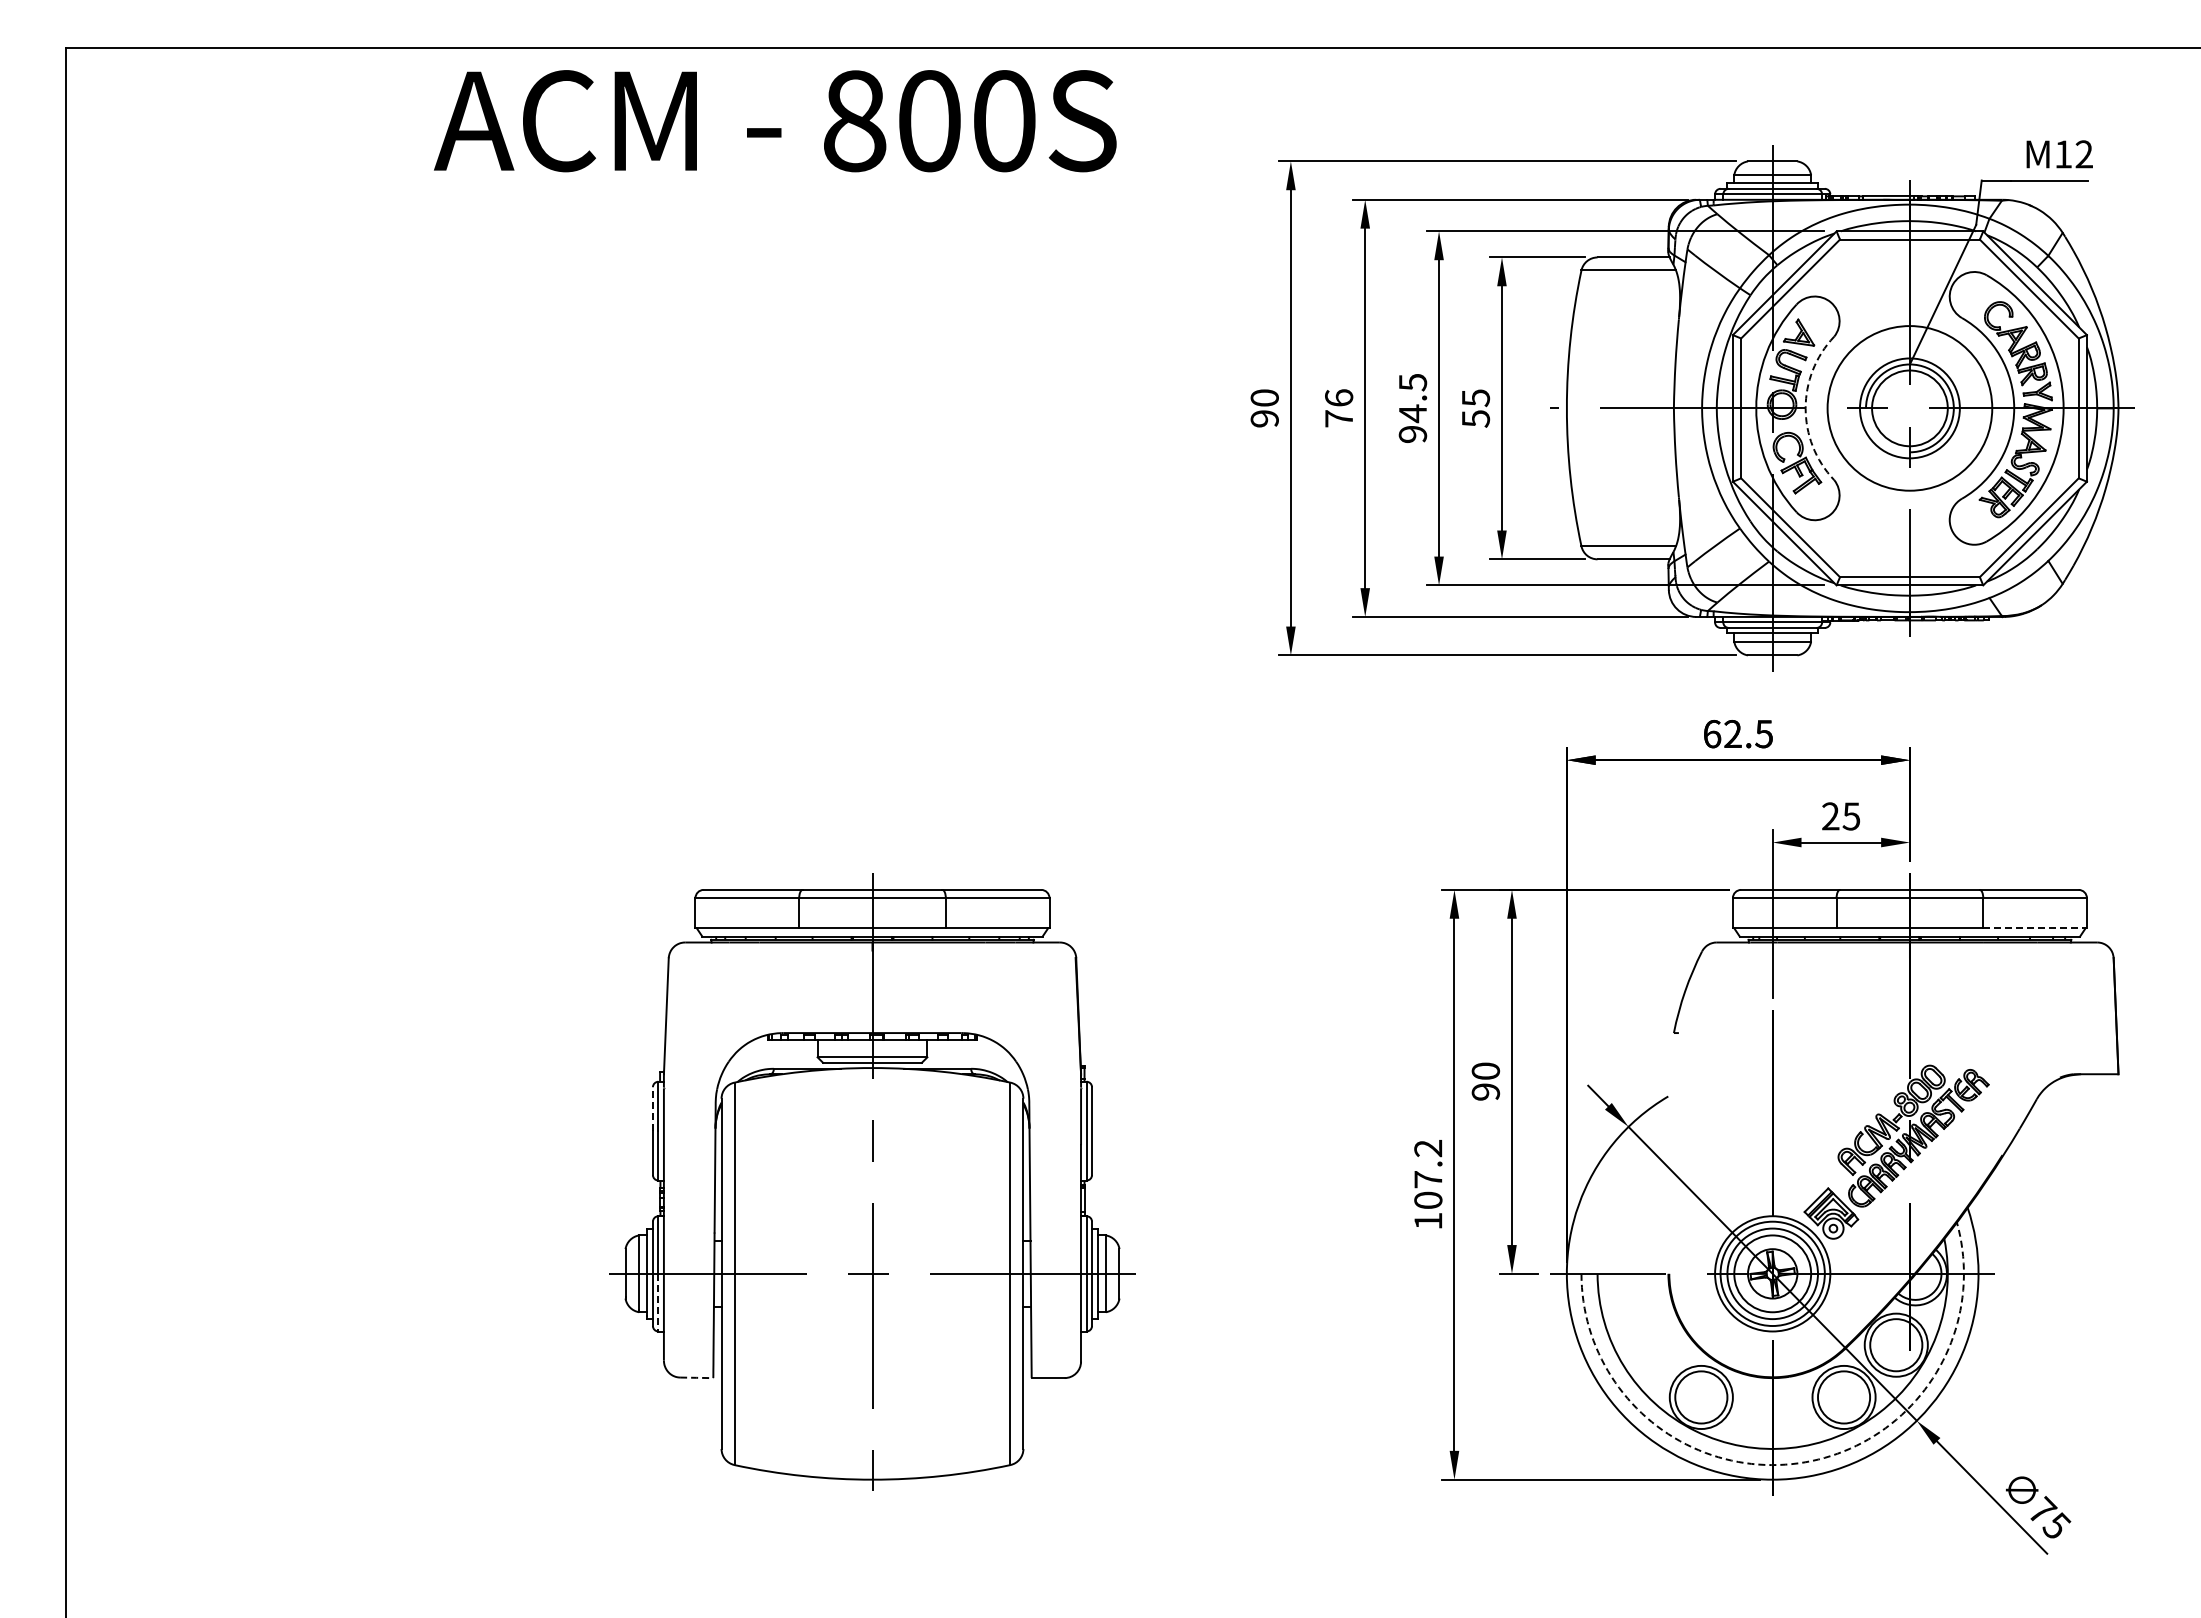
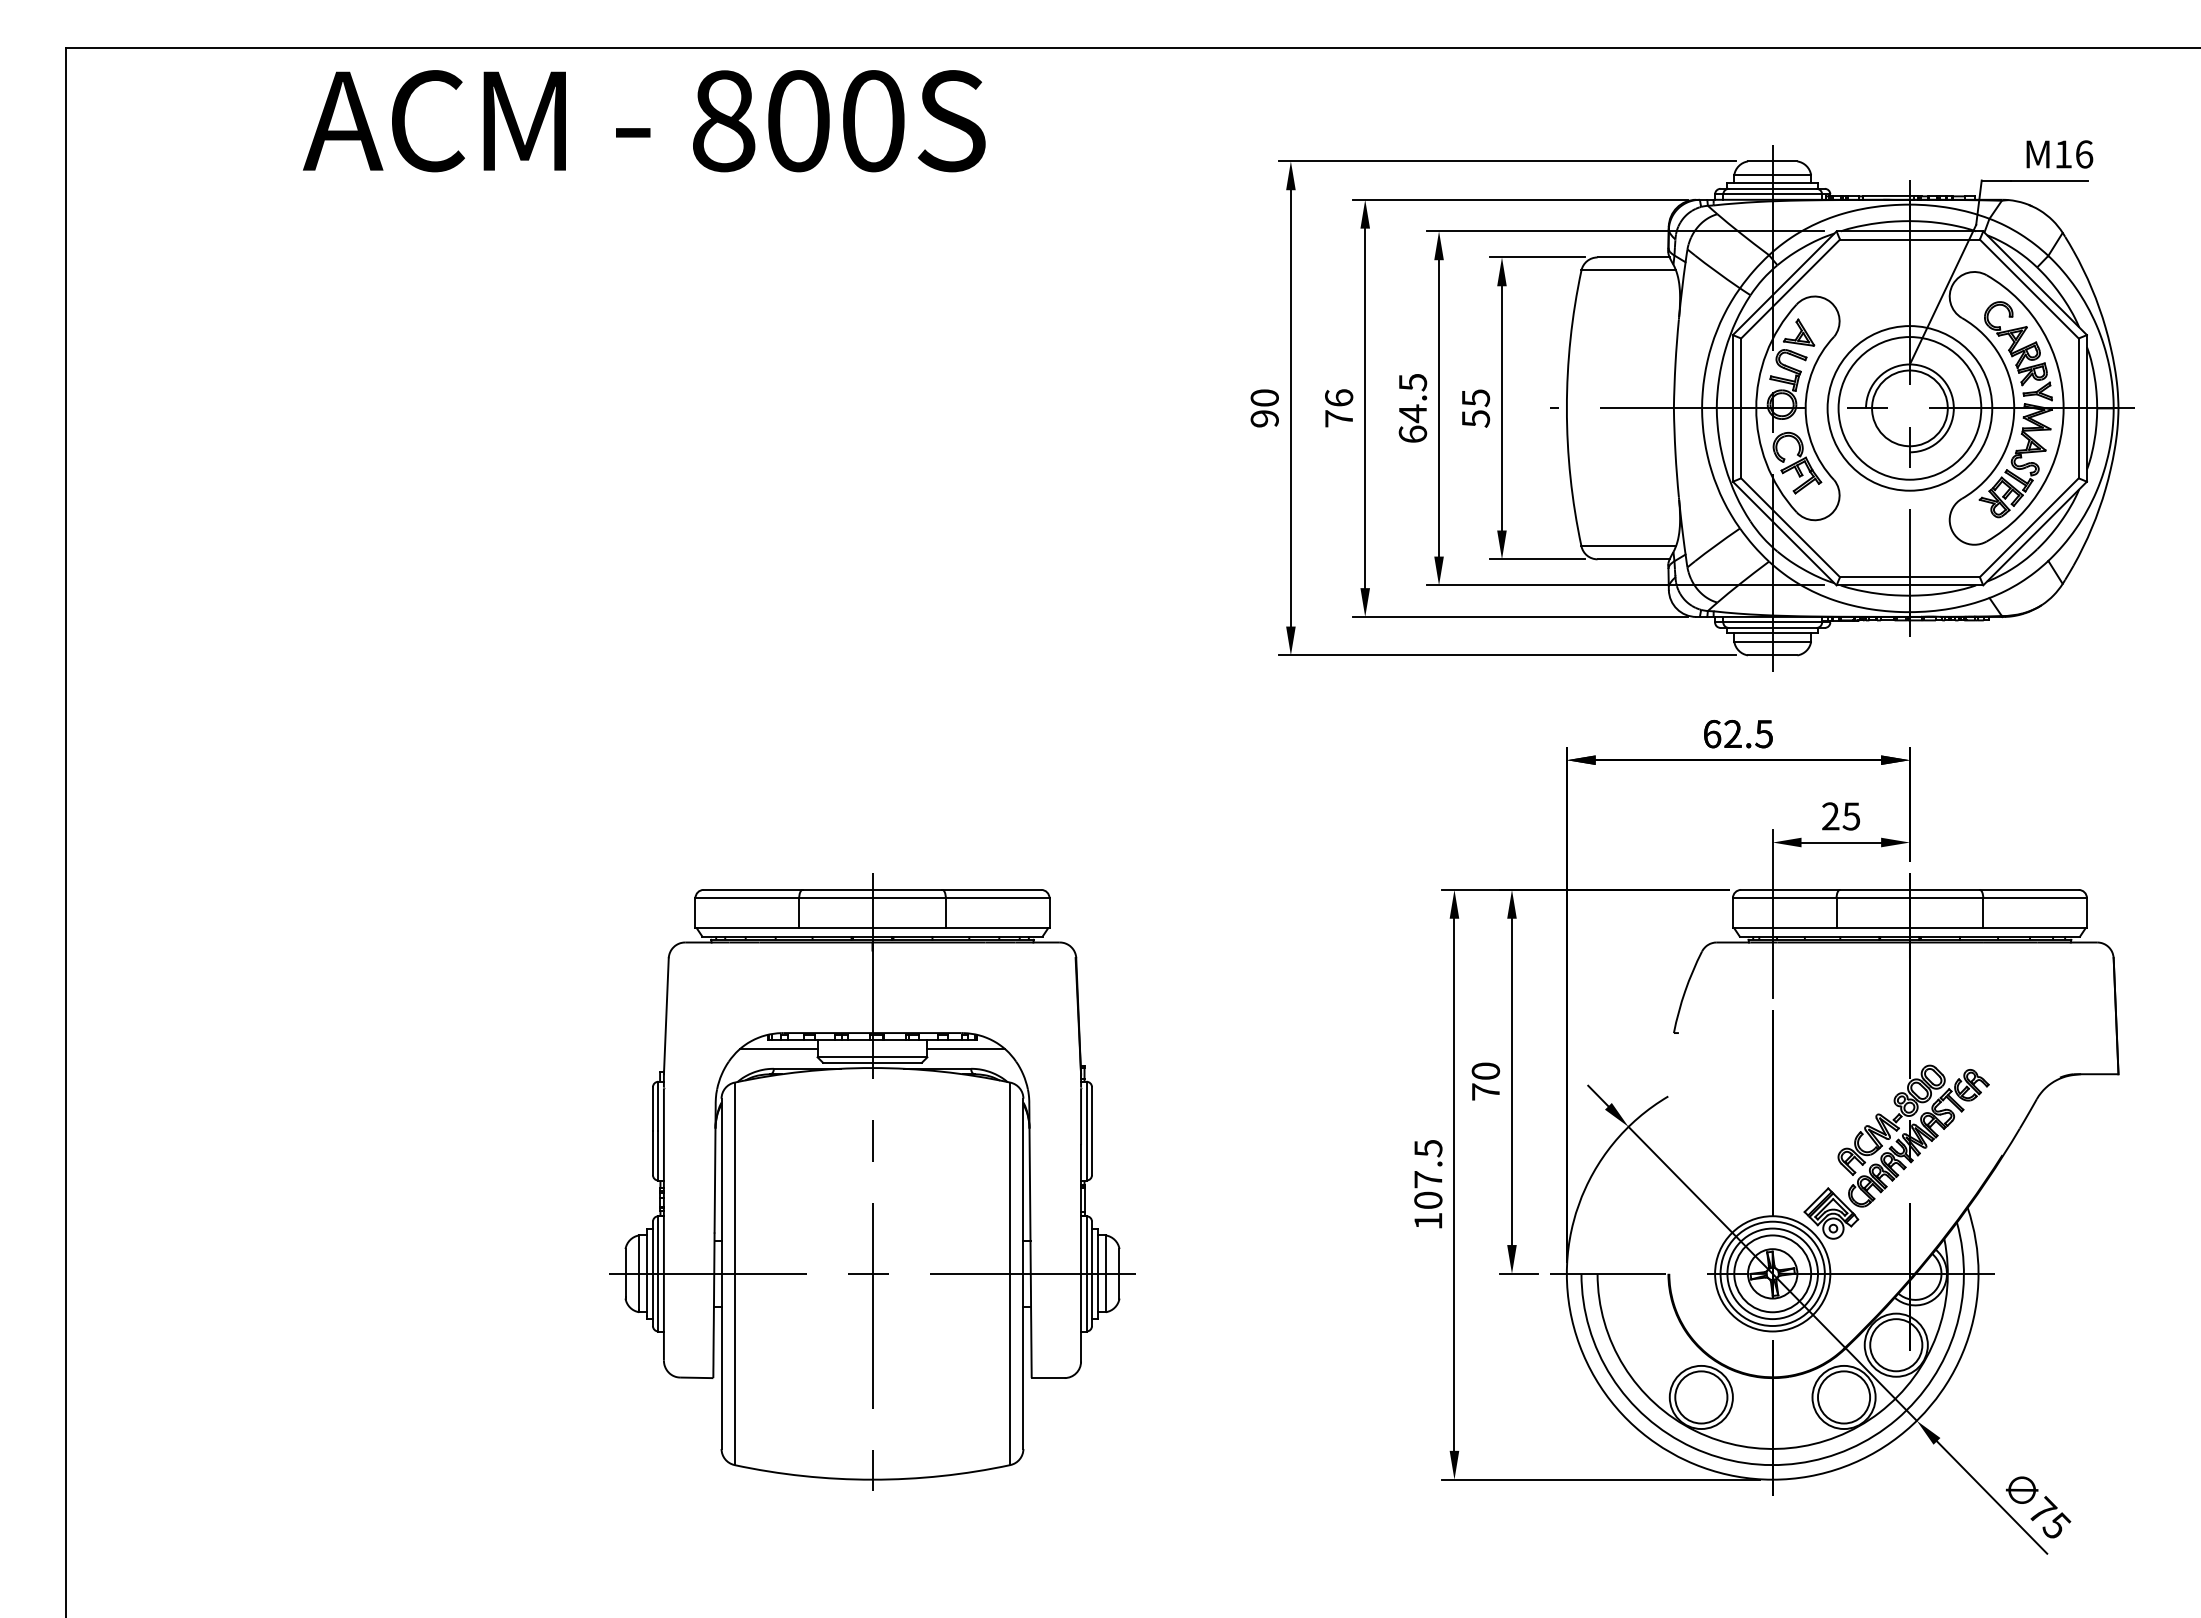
text position: (775, 121) -> (644, 121) (644, 121)
text: M12 -> M16 (2084, 154)
arc: dashed -> solid (1805, 408)
circle diameter: 100 px -> 143 px (1909, 408)
text: 94.5 -> 64.5 (1412, 434)
line: dashed -> solid (2035, 928)
line: none -> present (778, 1049)
line: none -> present (966, 1049)
text: 90 -> 70 (1485, 1091)
line: dashed -> solid (652, 1109)
text: 107.2 -> 107.5 (1428, 1148)
line: dashed -> solid (658, 1302)
line: dashed -> solid (696, 1377)
arc: dashed -> solid (1798, 1463)
